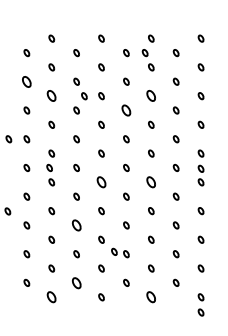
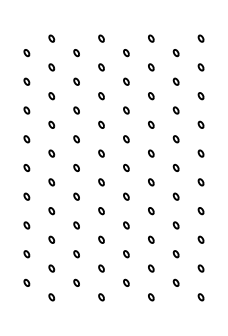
part: present -> none (144, 53)
part size: 10x12 px -> 8x9 px (26, 81)
part size: 11x12 px -> 8x9 px (51, 96)
part size: 10x12 px -> 7x9 px (151, 96)
part: present -> none (84, 96)
part size: 11x13 px -> 7x9 px (126, 110)
part: present -> none (8, 139)
part: present -> none (49, 167)
part: present -> none (200, 168)
part size: 11x13 px -> 7x9 px (101, 182)
part size: 10x13 px -> 7x9 px (151, 182)
part: present -> none (7, 211)
part size: 11x13 px -> 7x9 px (76, 225)
part: present -> none (114, 251)
part size: 10x13 px -> 7x9 px (76, 282)
part size: 11x13 px -> 8x9 px (51, 297)
part size: 10x13 px -> 7x9 px (151, 297)
part: present -> none (200, 312)
